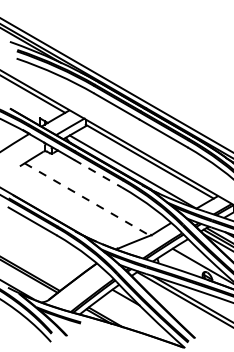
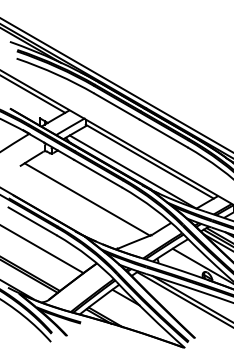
line: dashed -> solid (98, 173)
line: dashed -> solid (87, 199)
line: none -> present (42, 249)
